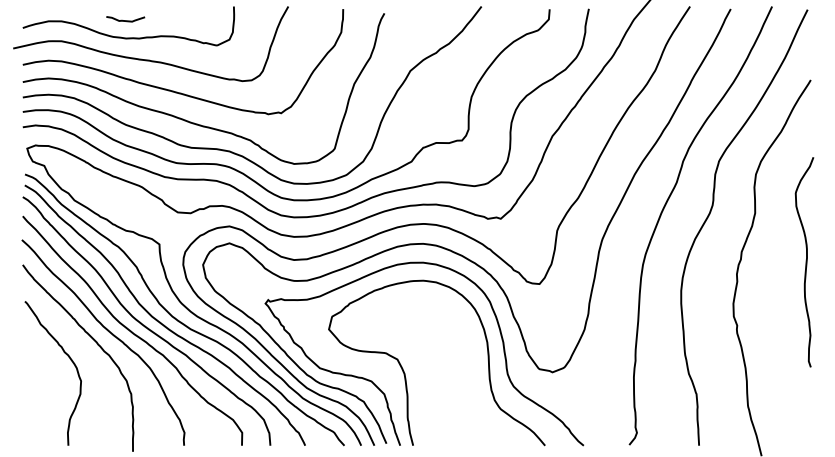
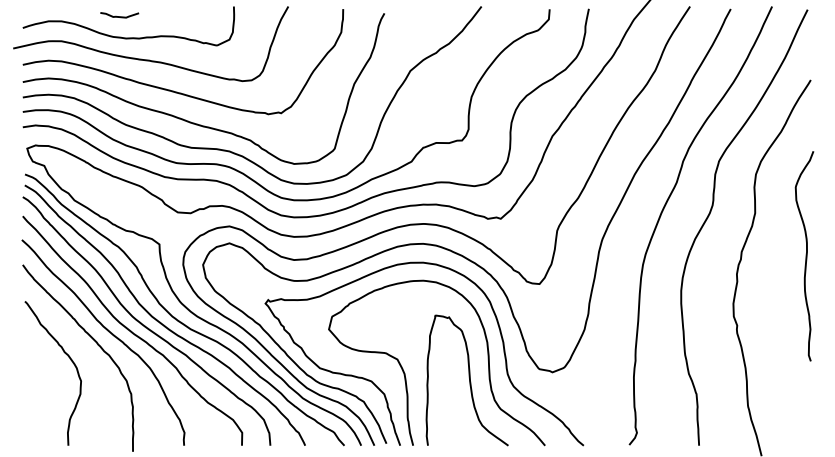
curve position: (125, 20) -> (119, 16) (119, 16)
curve position: (805, 262) -> (805, 256) (805, 256)
curve: none -> present (469, 380)
